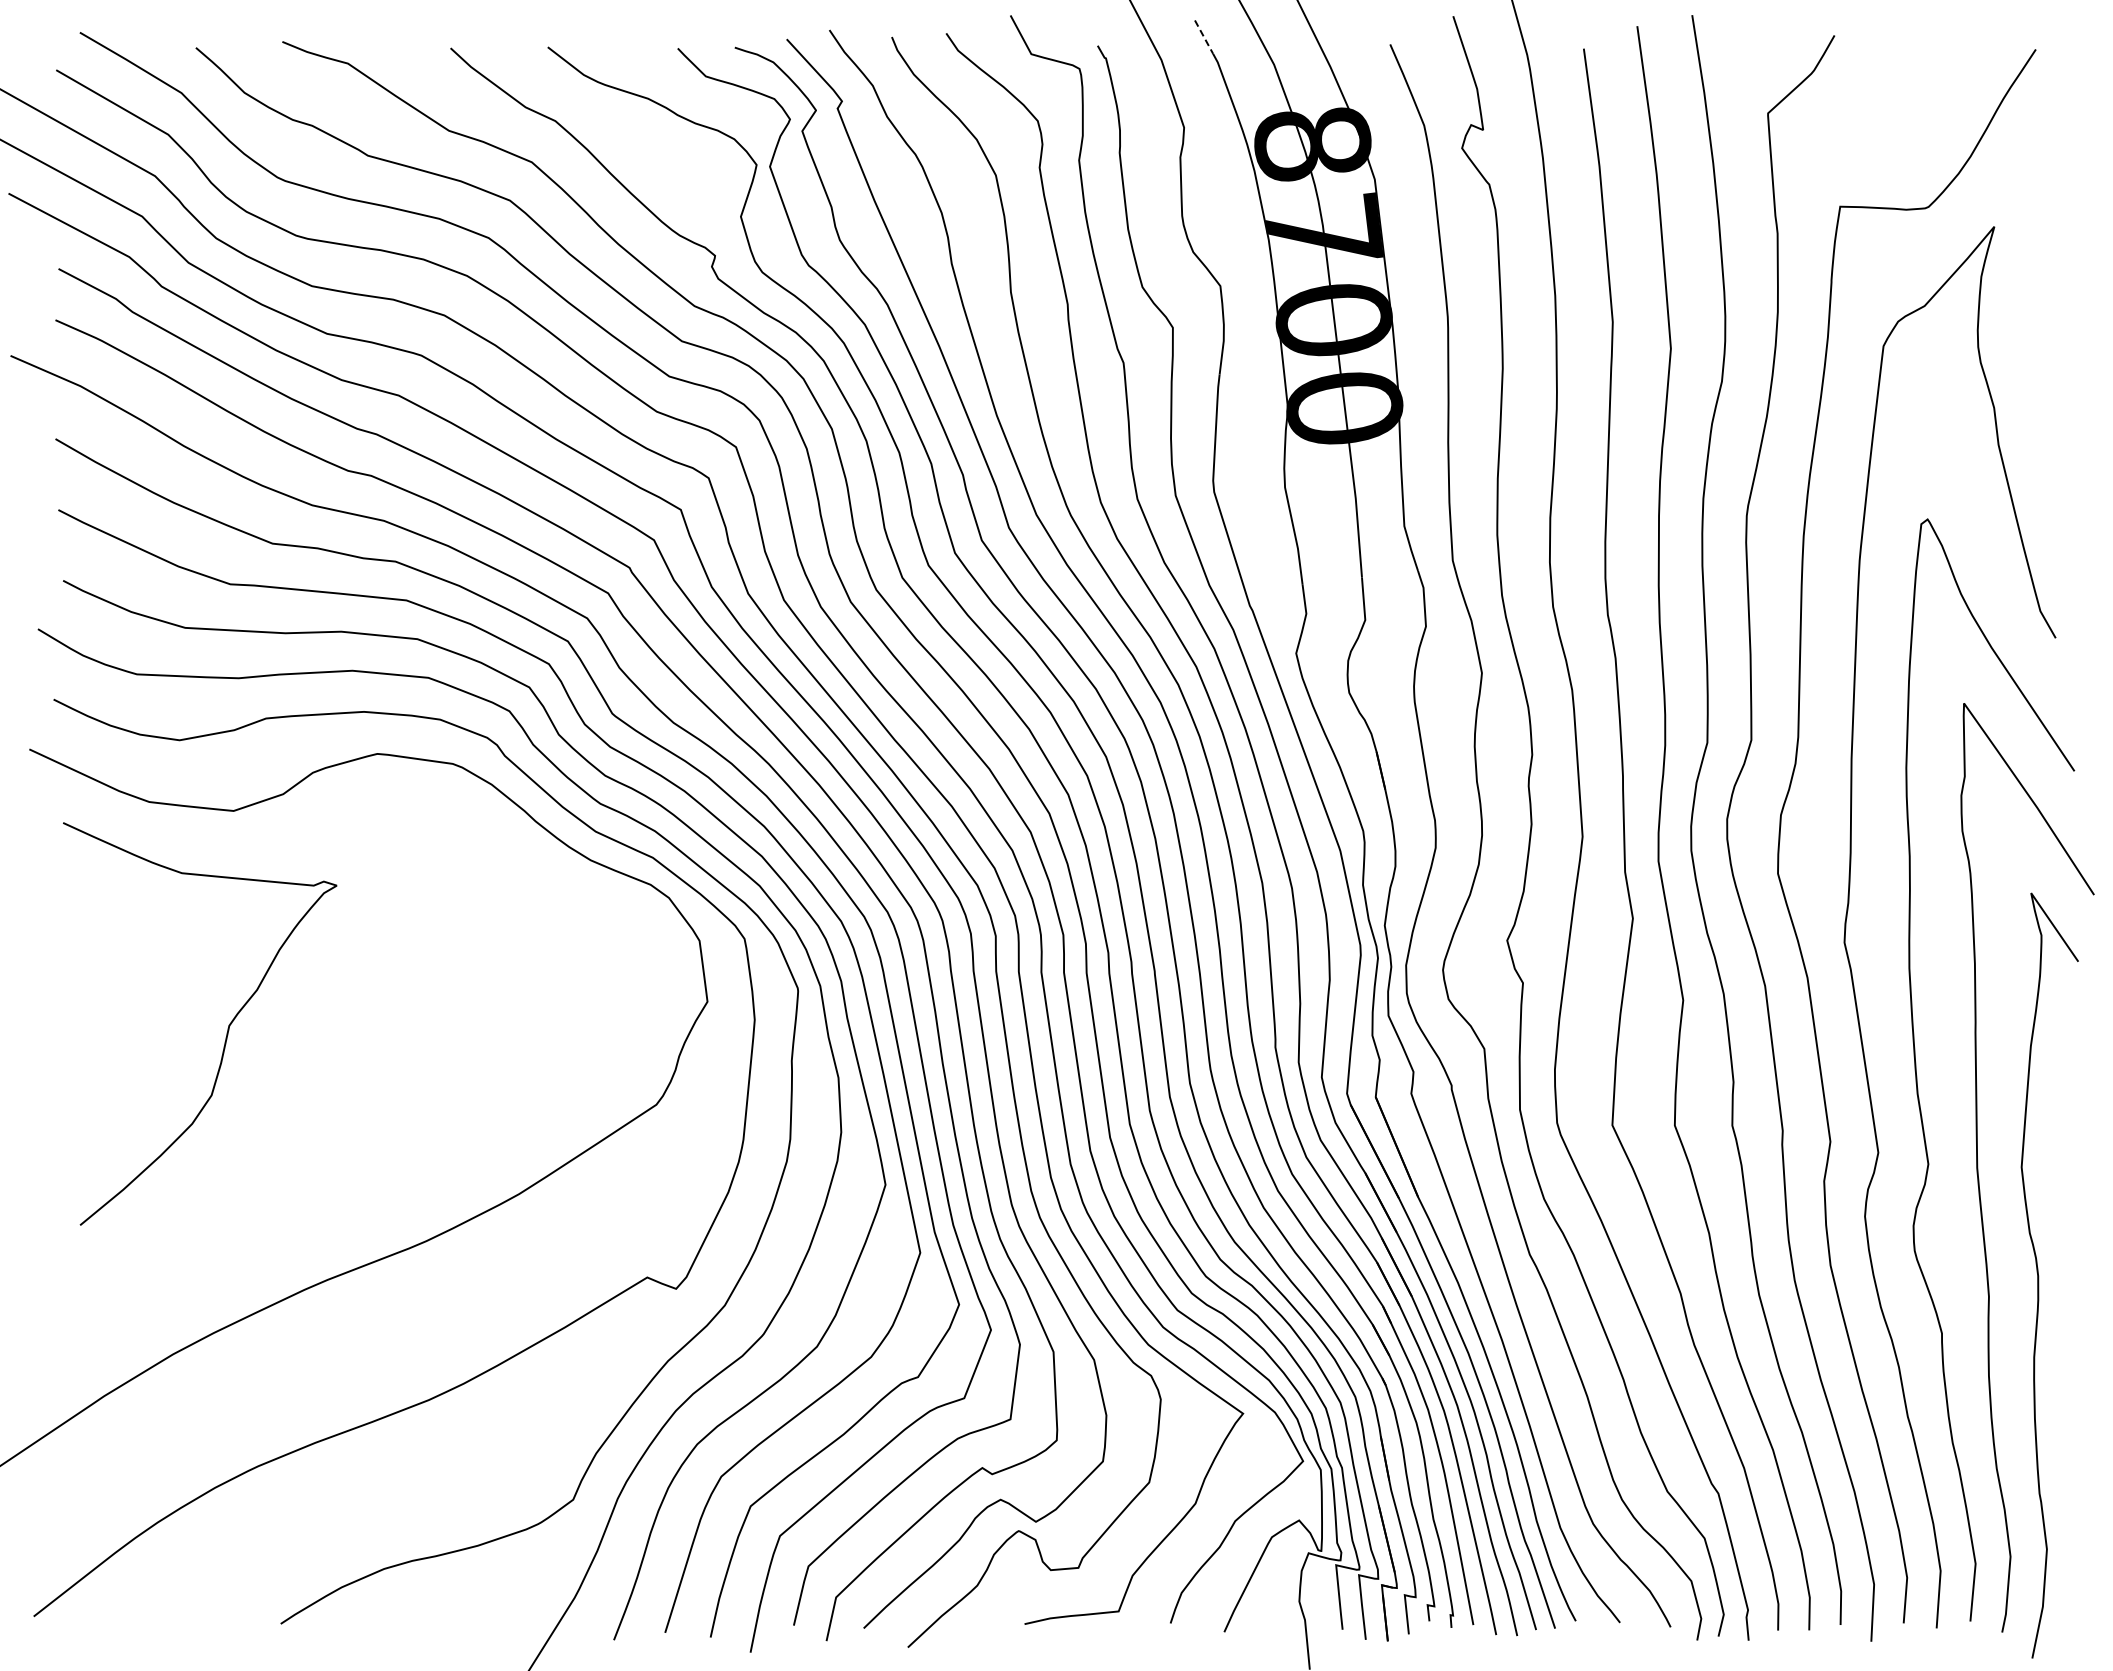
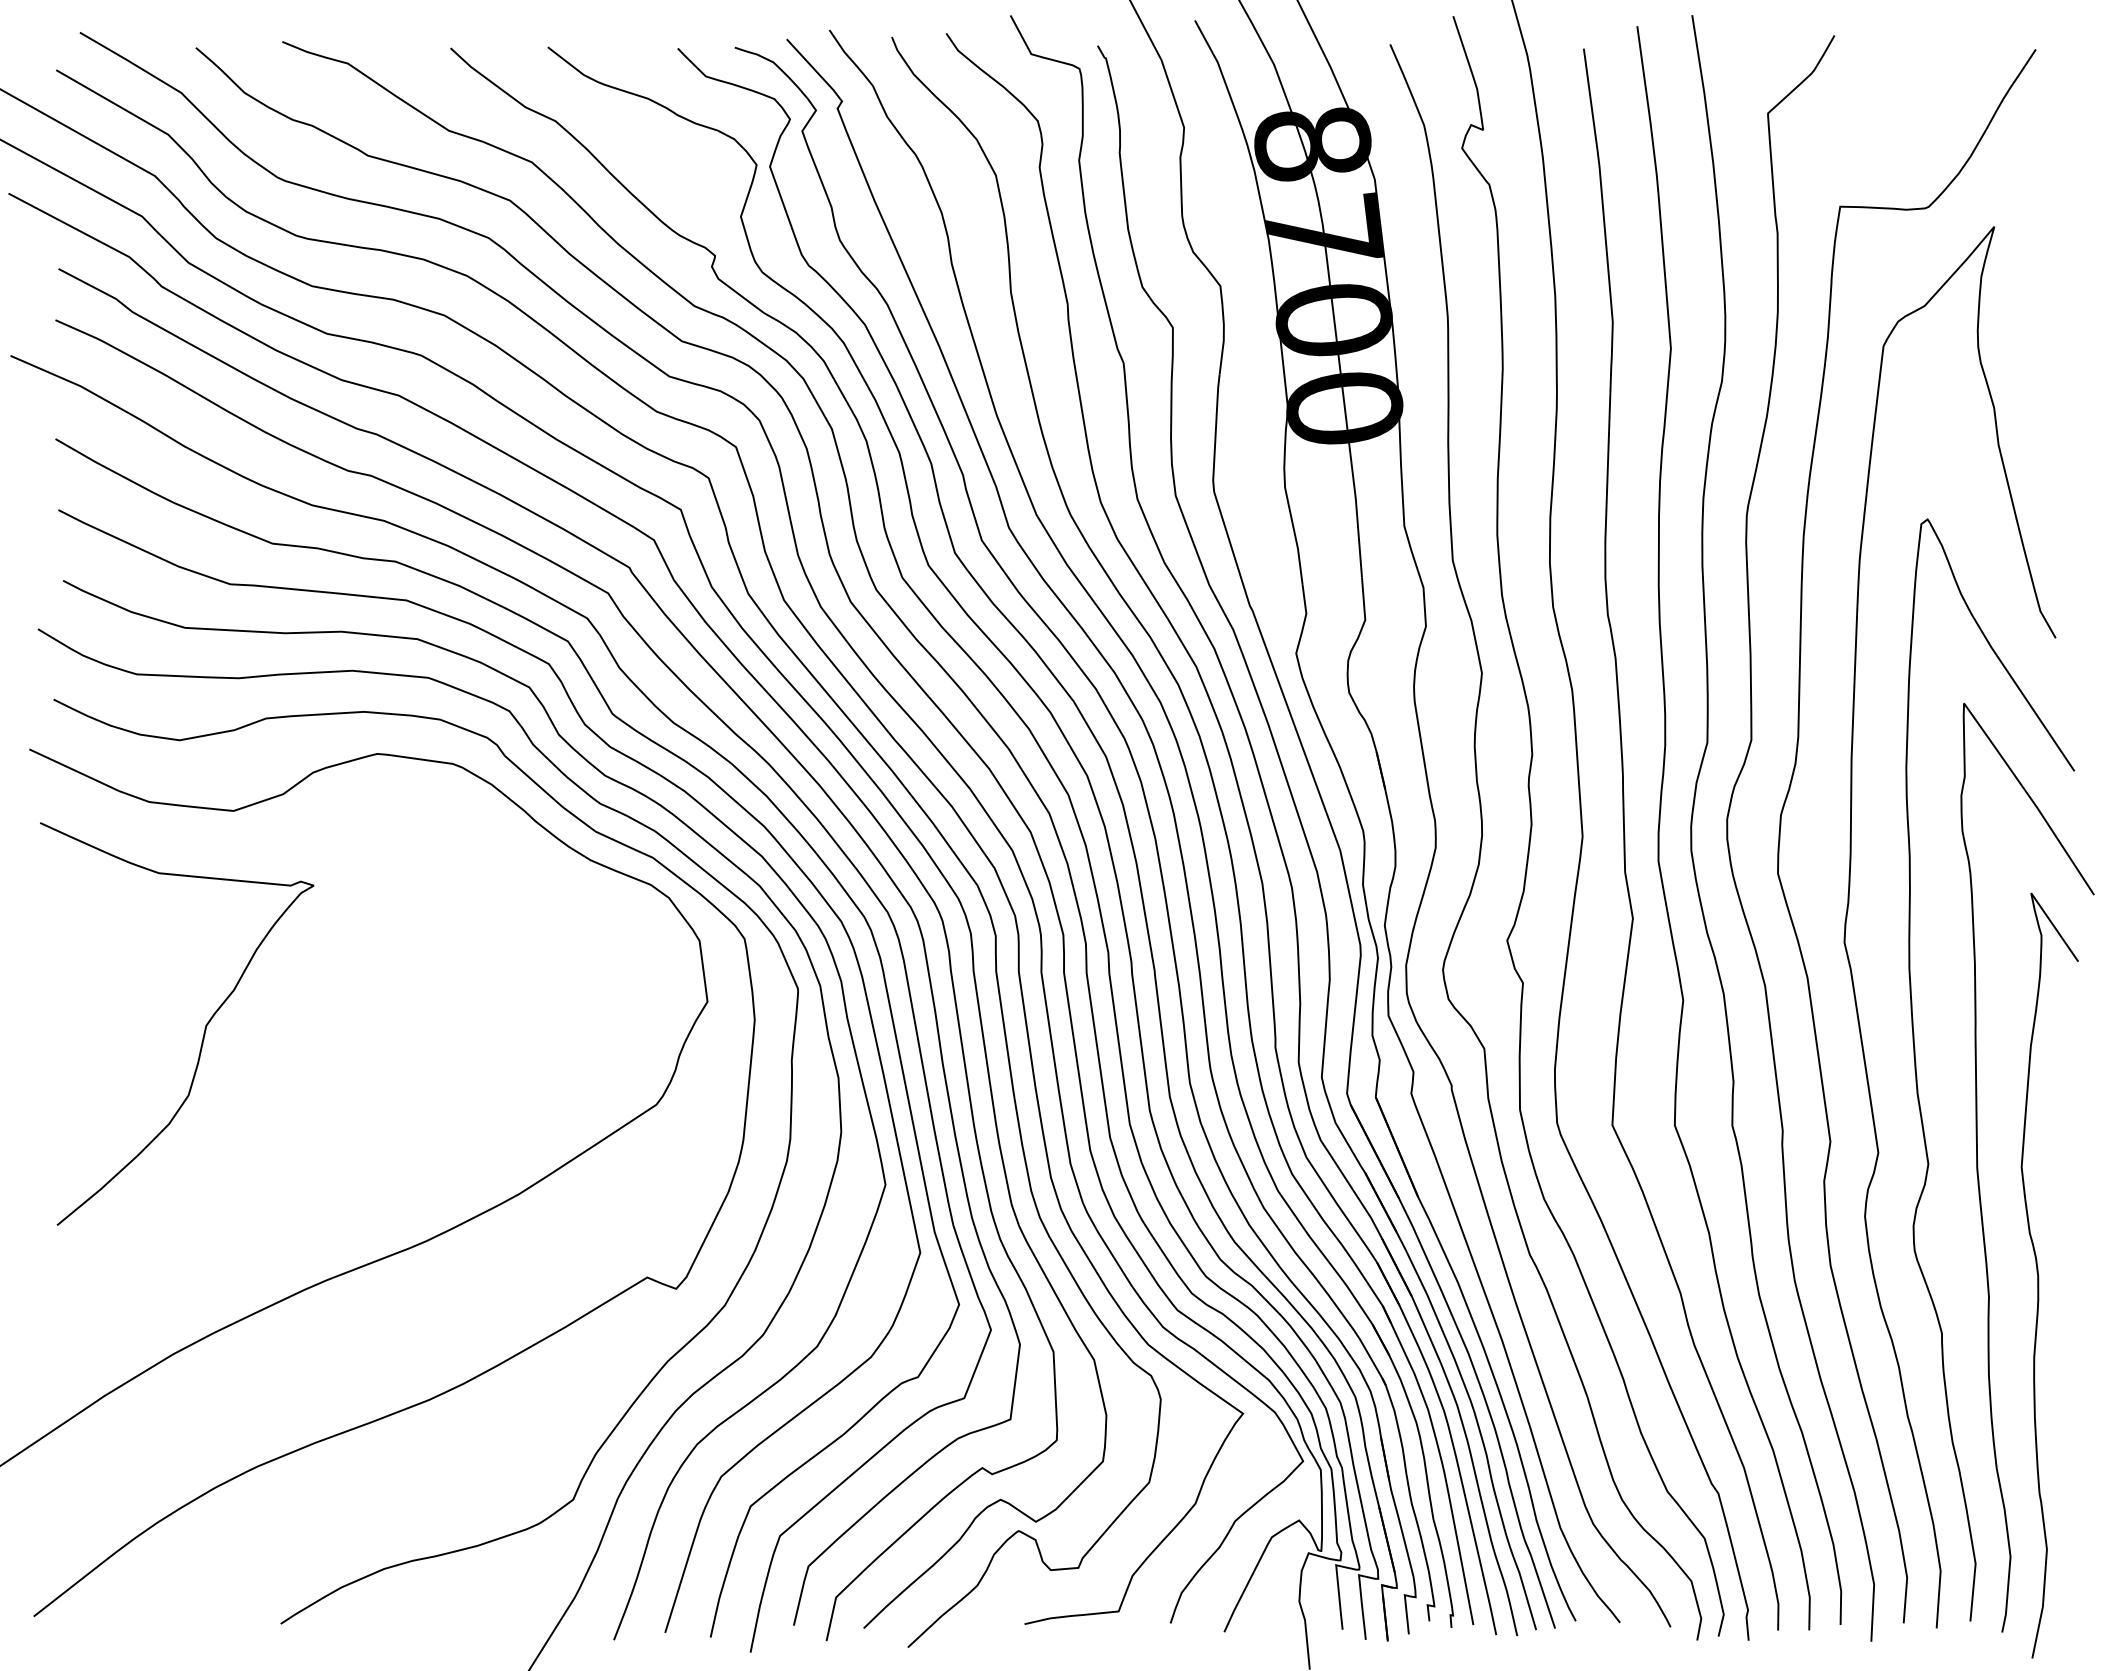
line: dashed -> solid (1204, 37)
curve position: (227, 1028) -> (204, 1028) (204, 1028)
